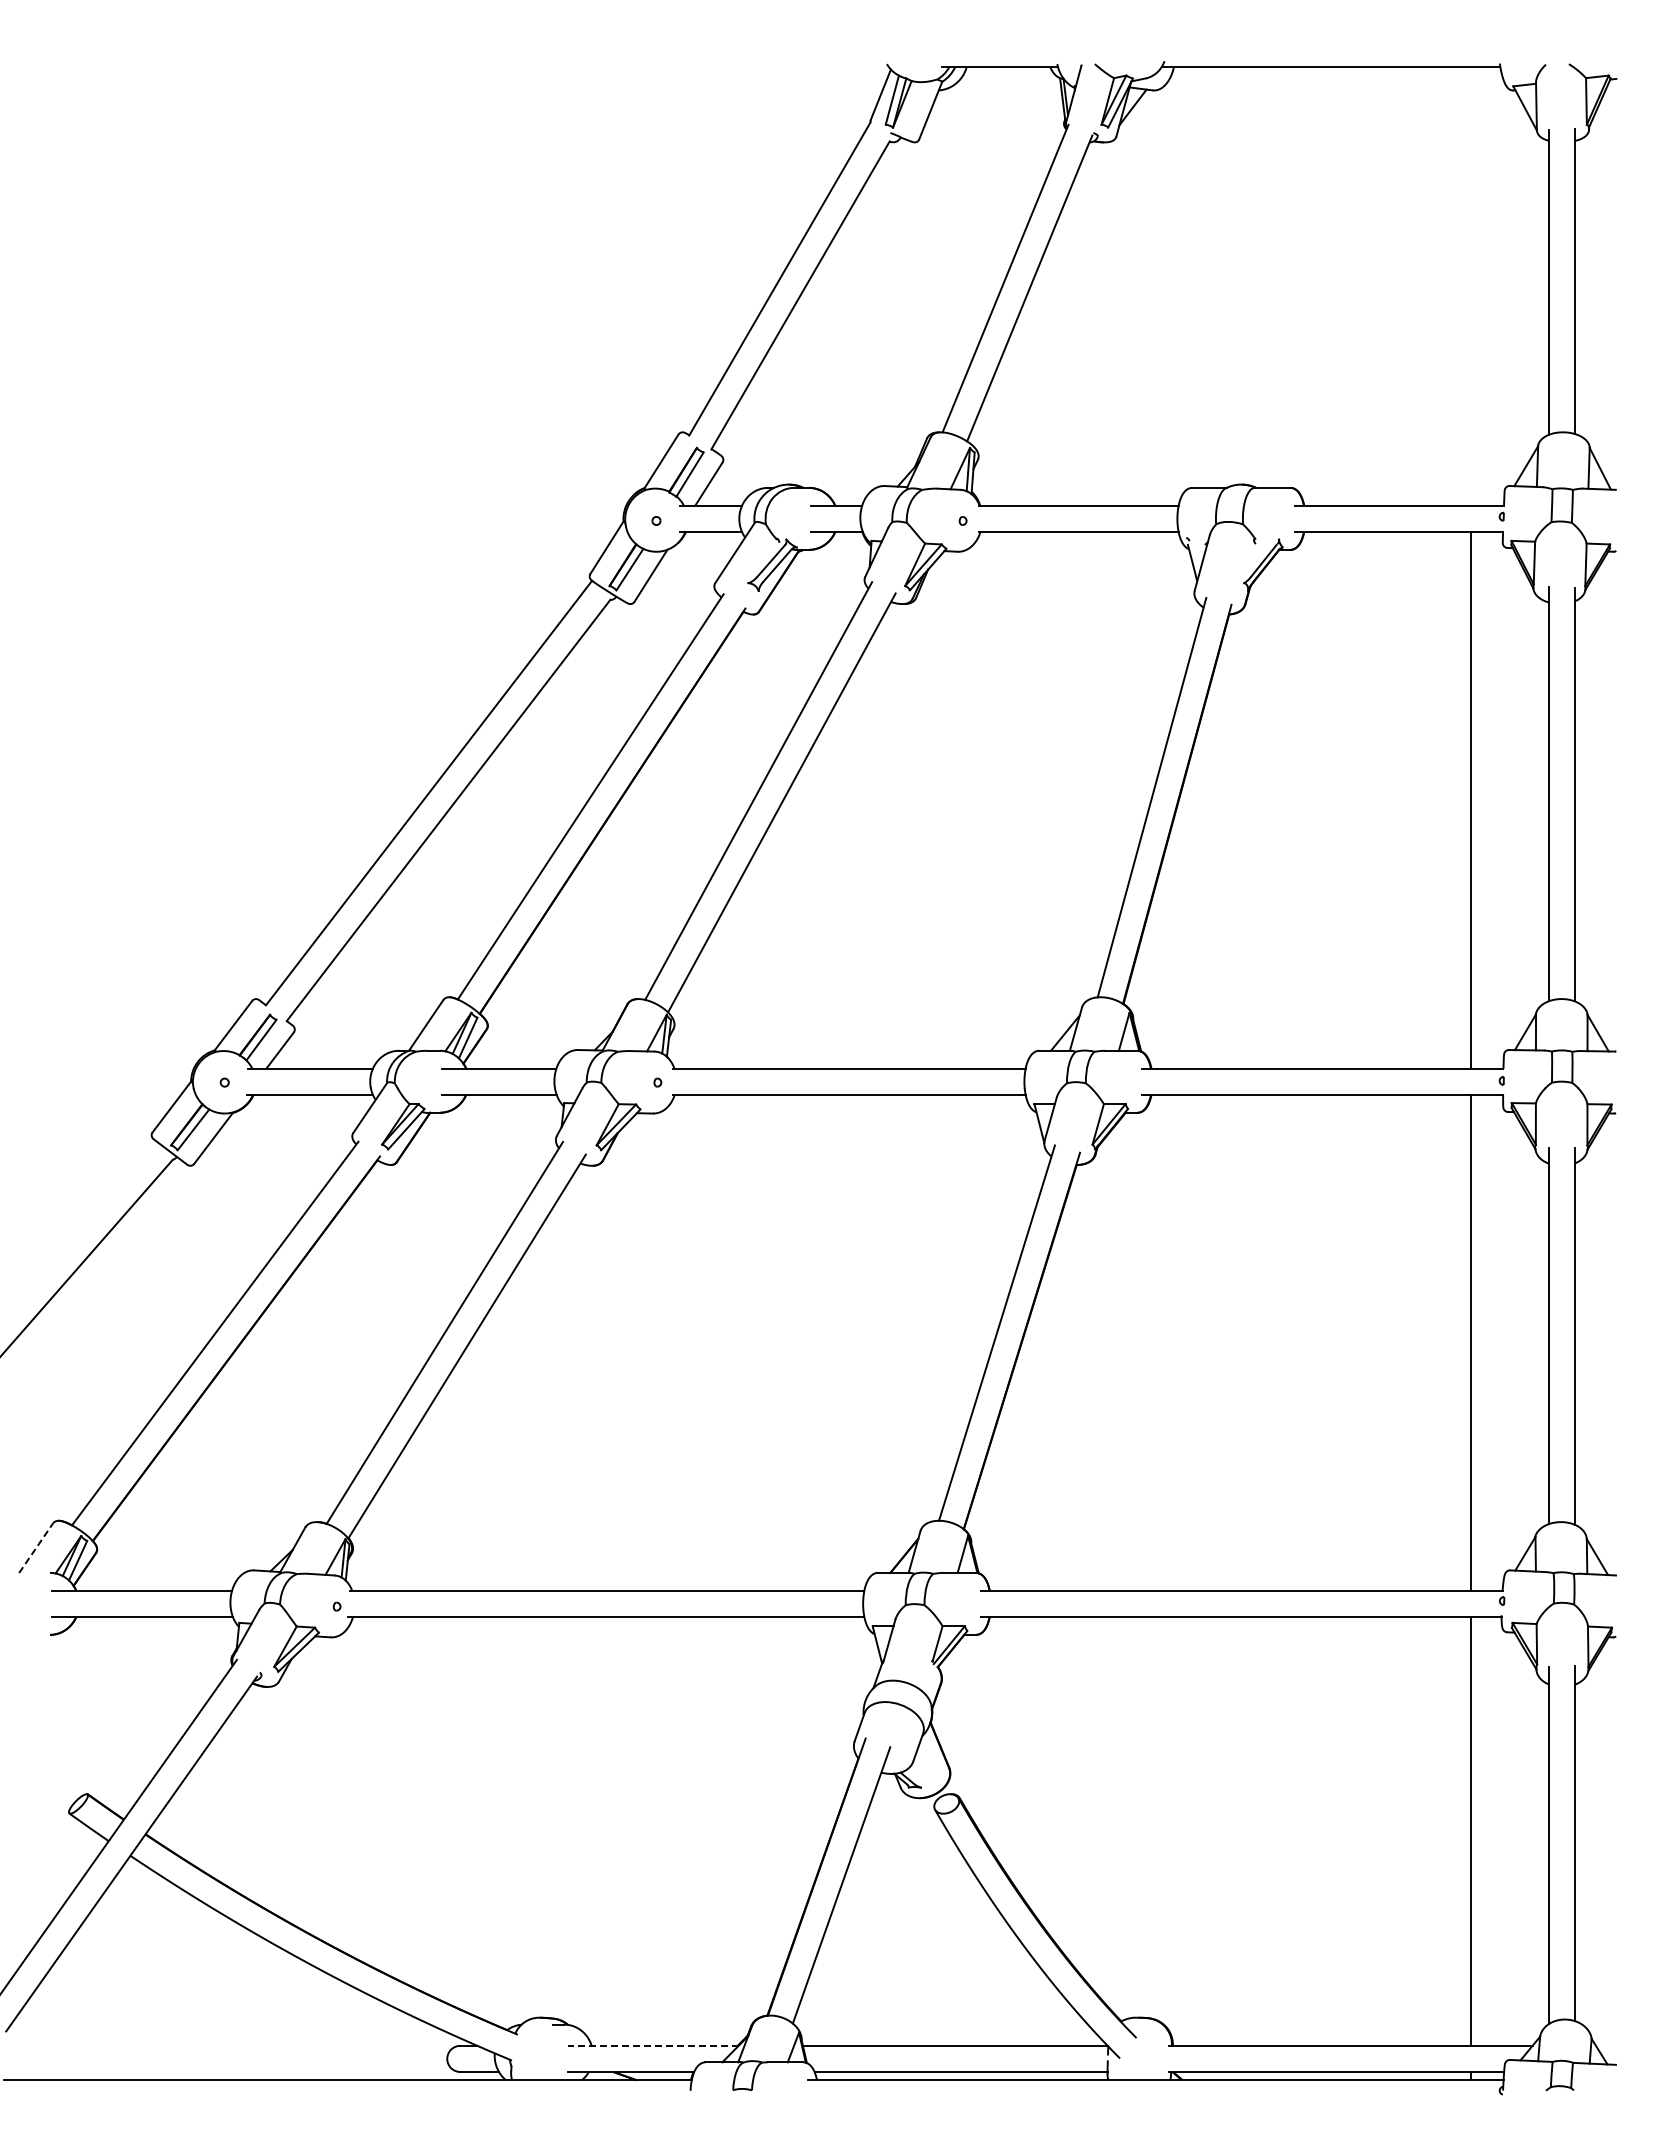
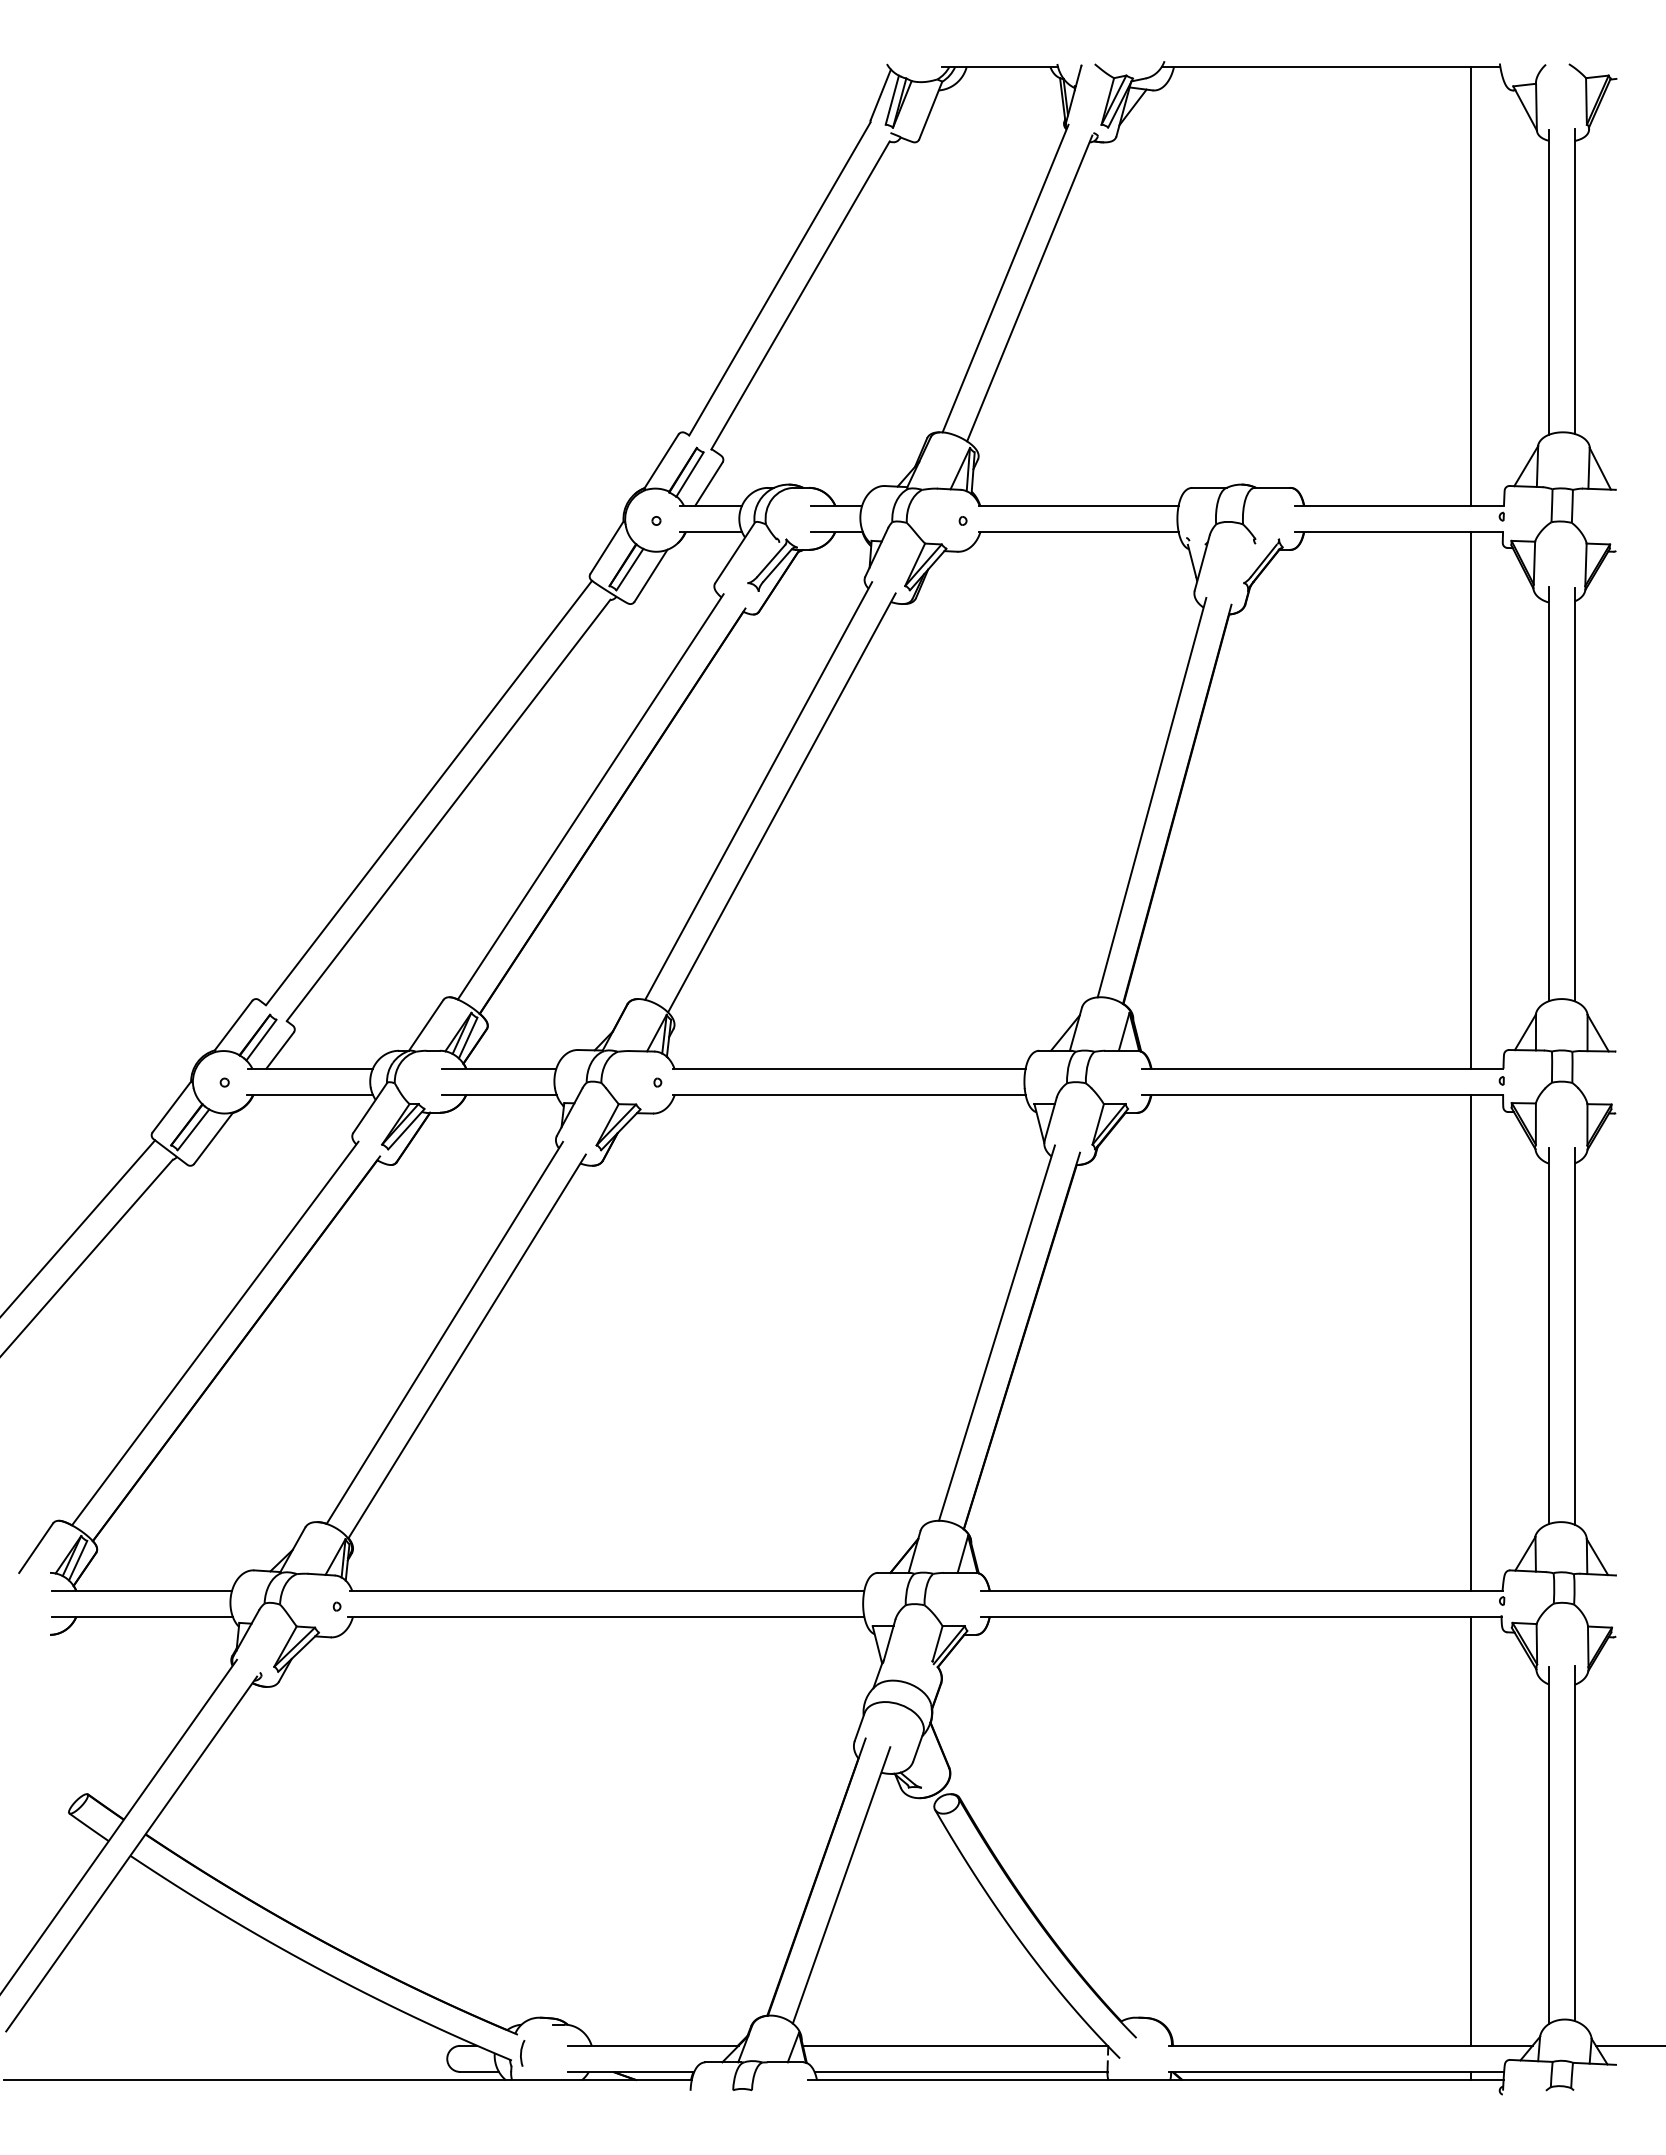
line: none -> present (1471, 285)
line: none -> present (78, 1227)
line: dashed -> solid (36, 1548)
line: dashed -> solid (653, 2045)
line: none -> present (1628, 2045)
curve: none -> present (521, 2053)
